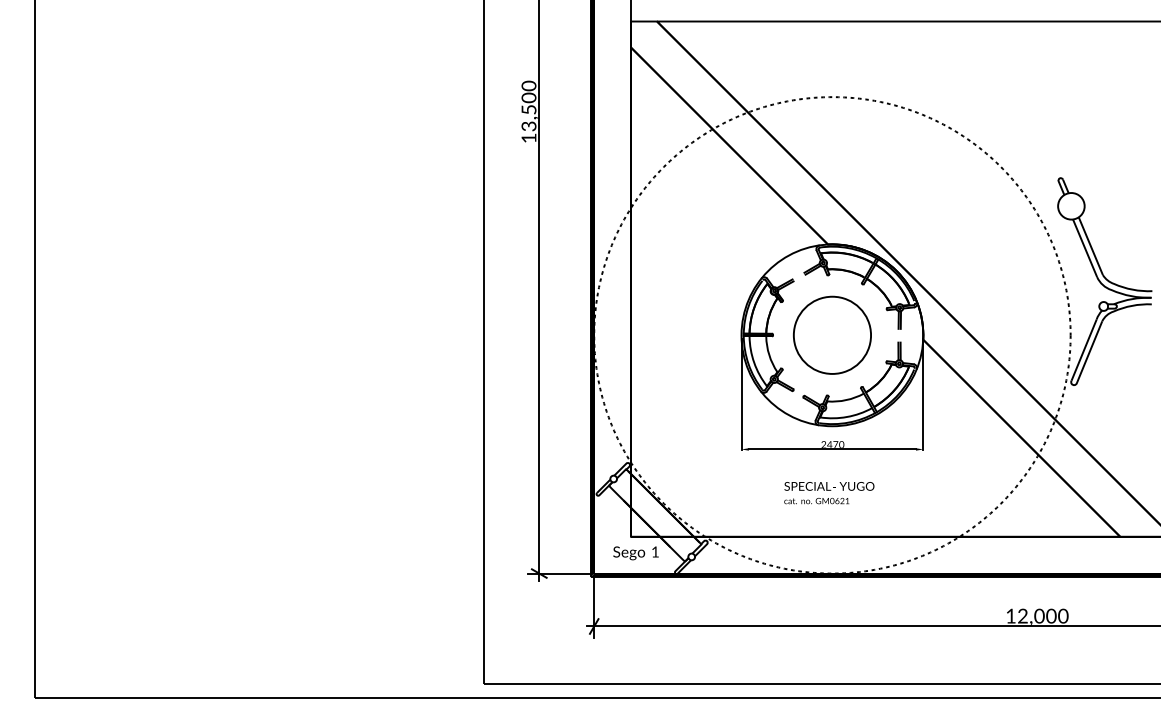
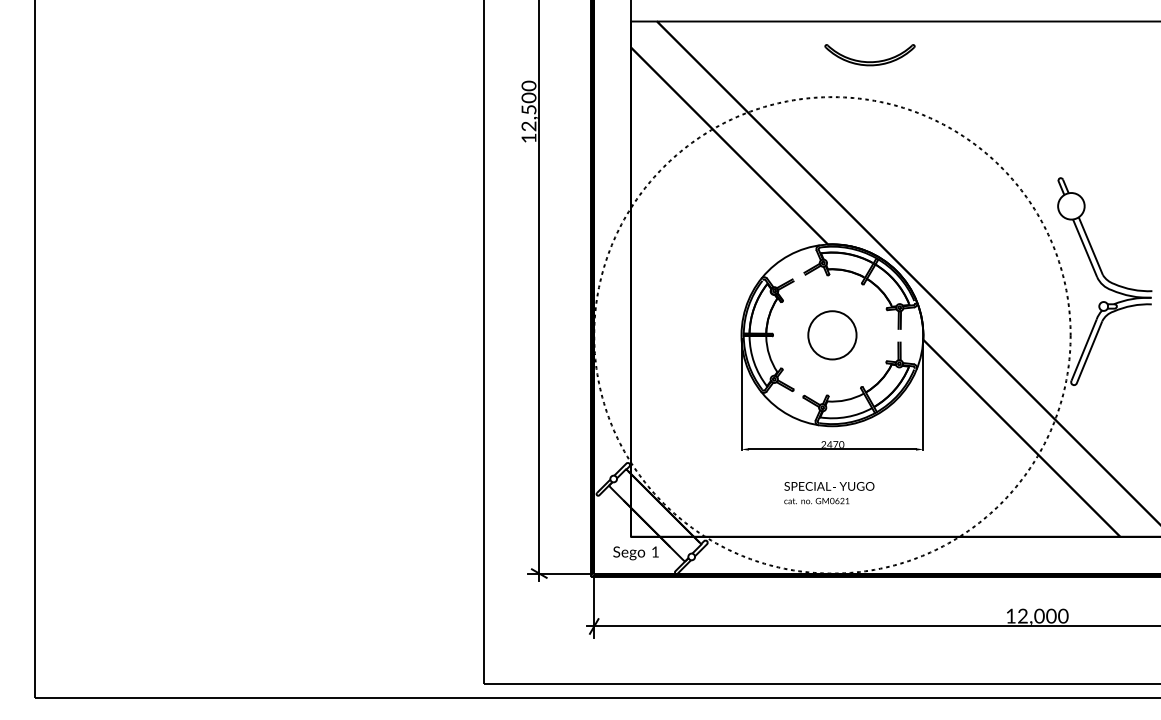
part: none -> present (869, 55)
text: 13,500 -> 12,500 (531, 126)
circle diameter: 77 px -> 48 px (832, 335)
